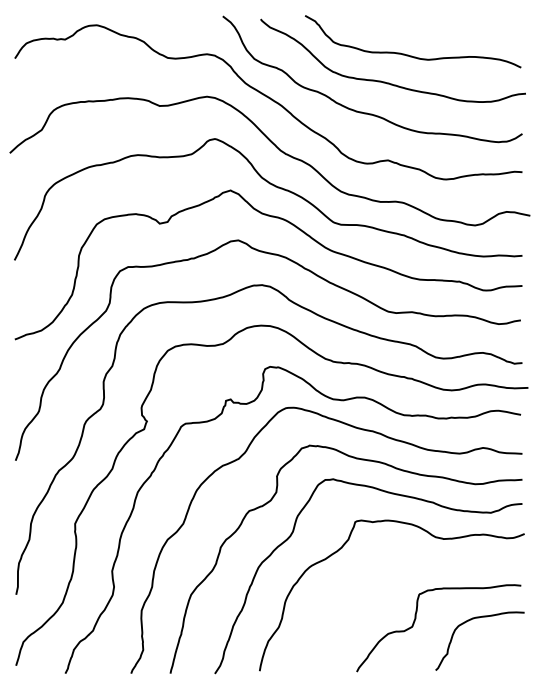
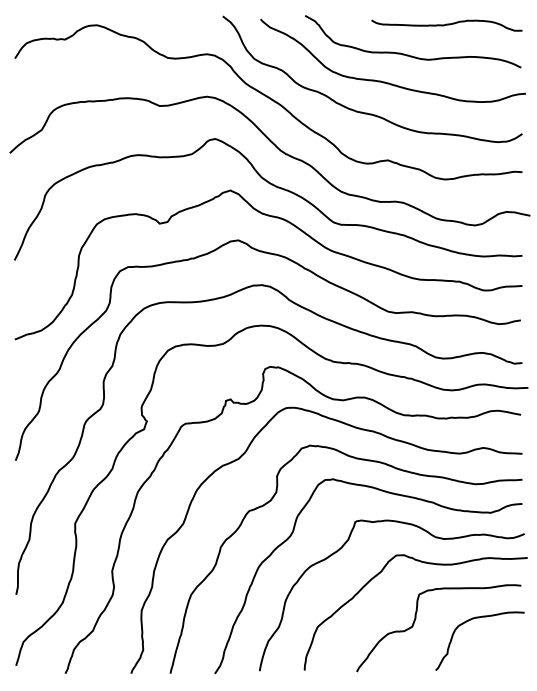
curve: none -> present (446, 25)
curve: none -> present (424, 563)
